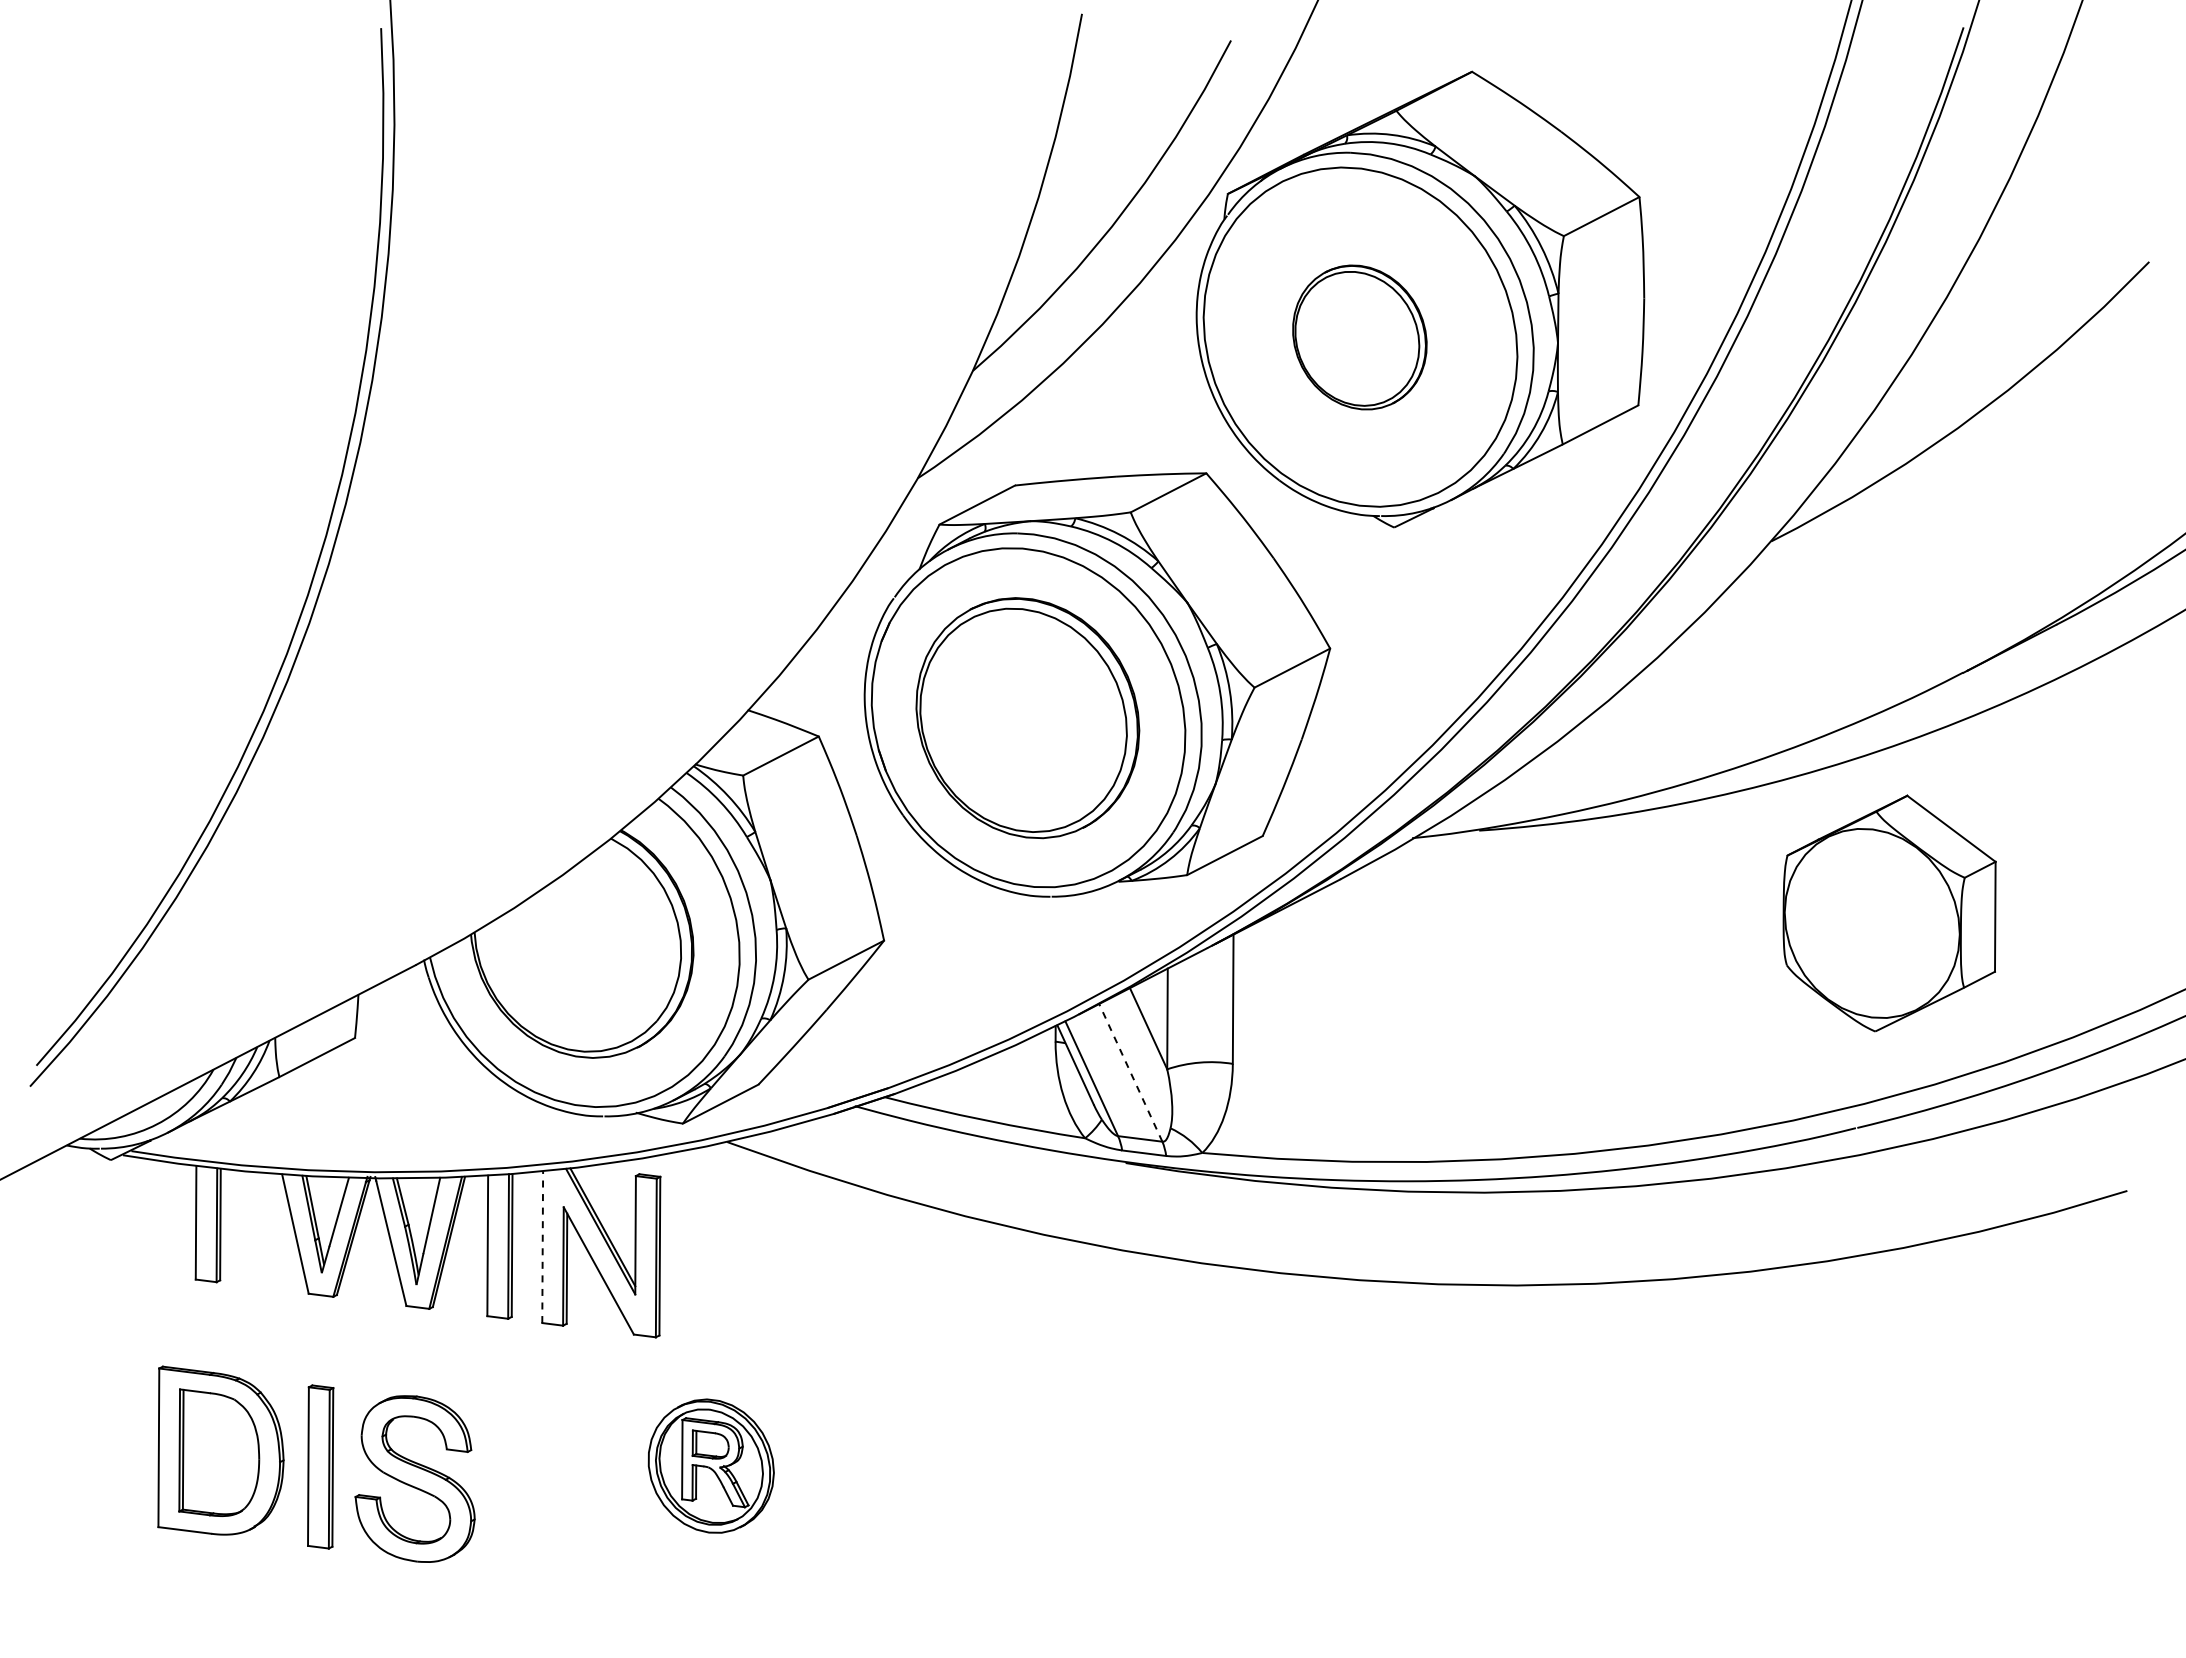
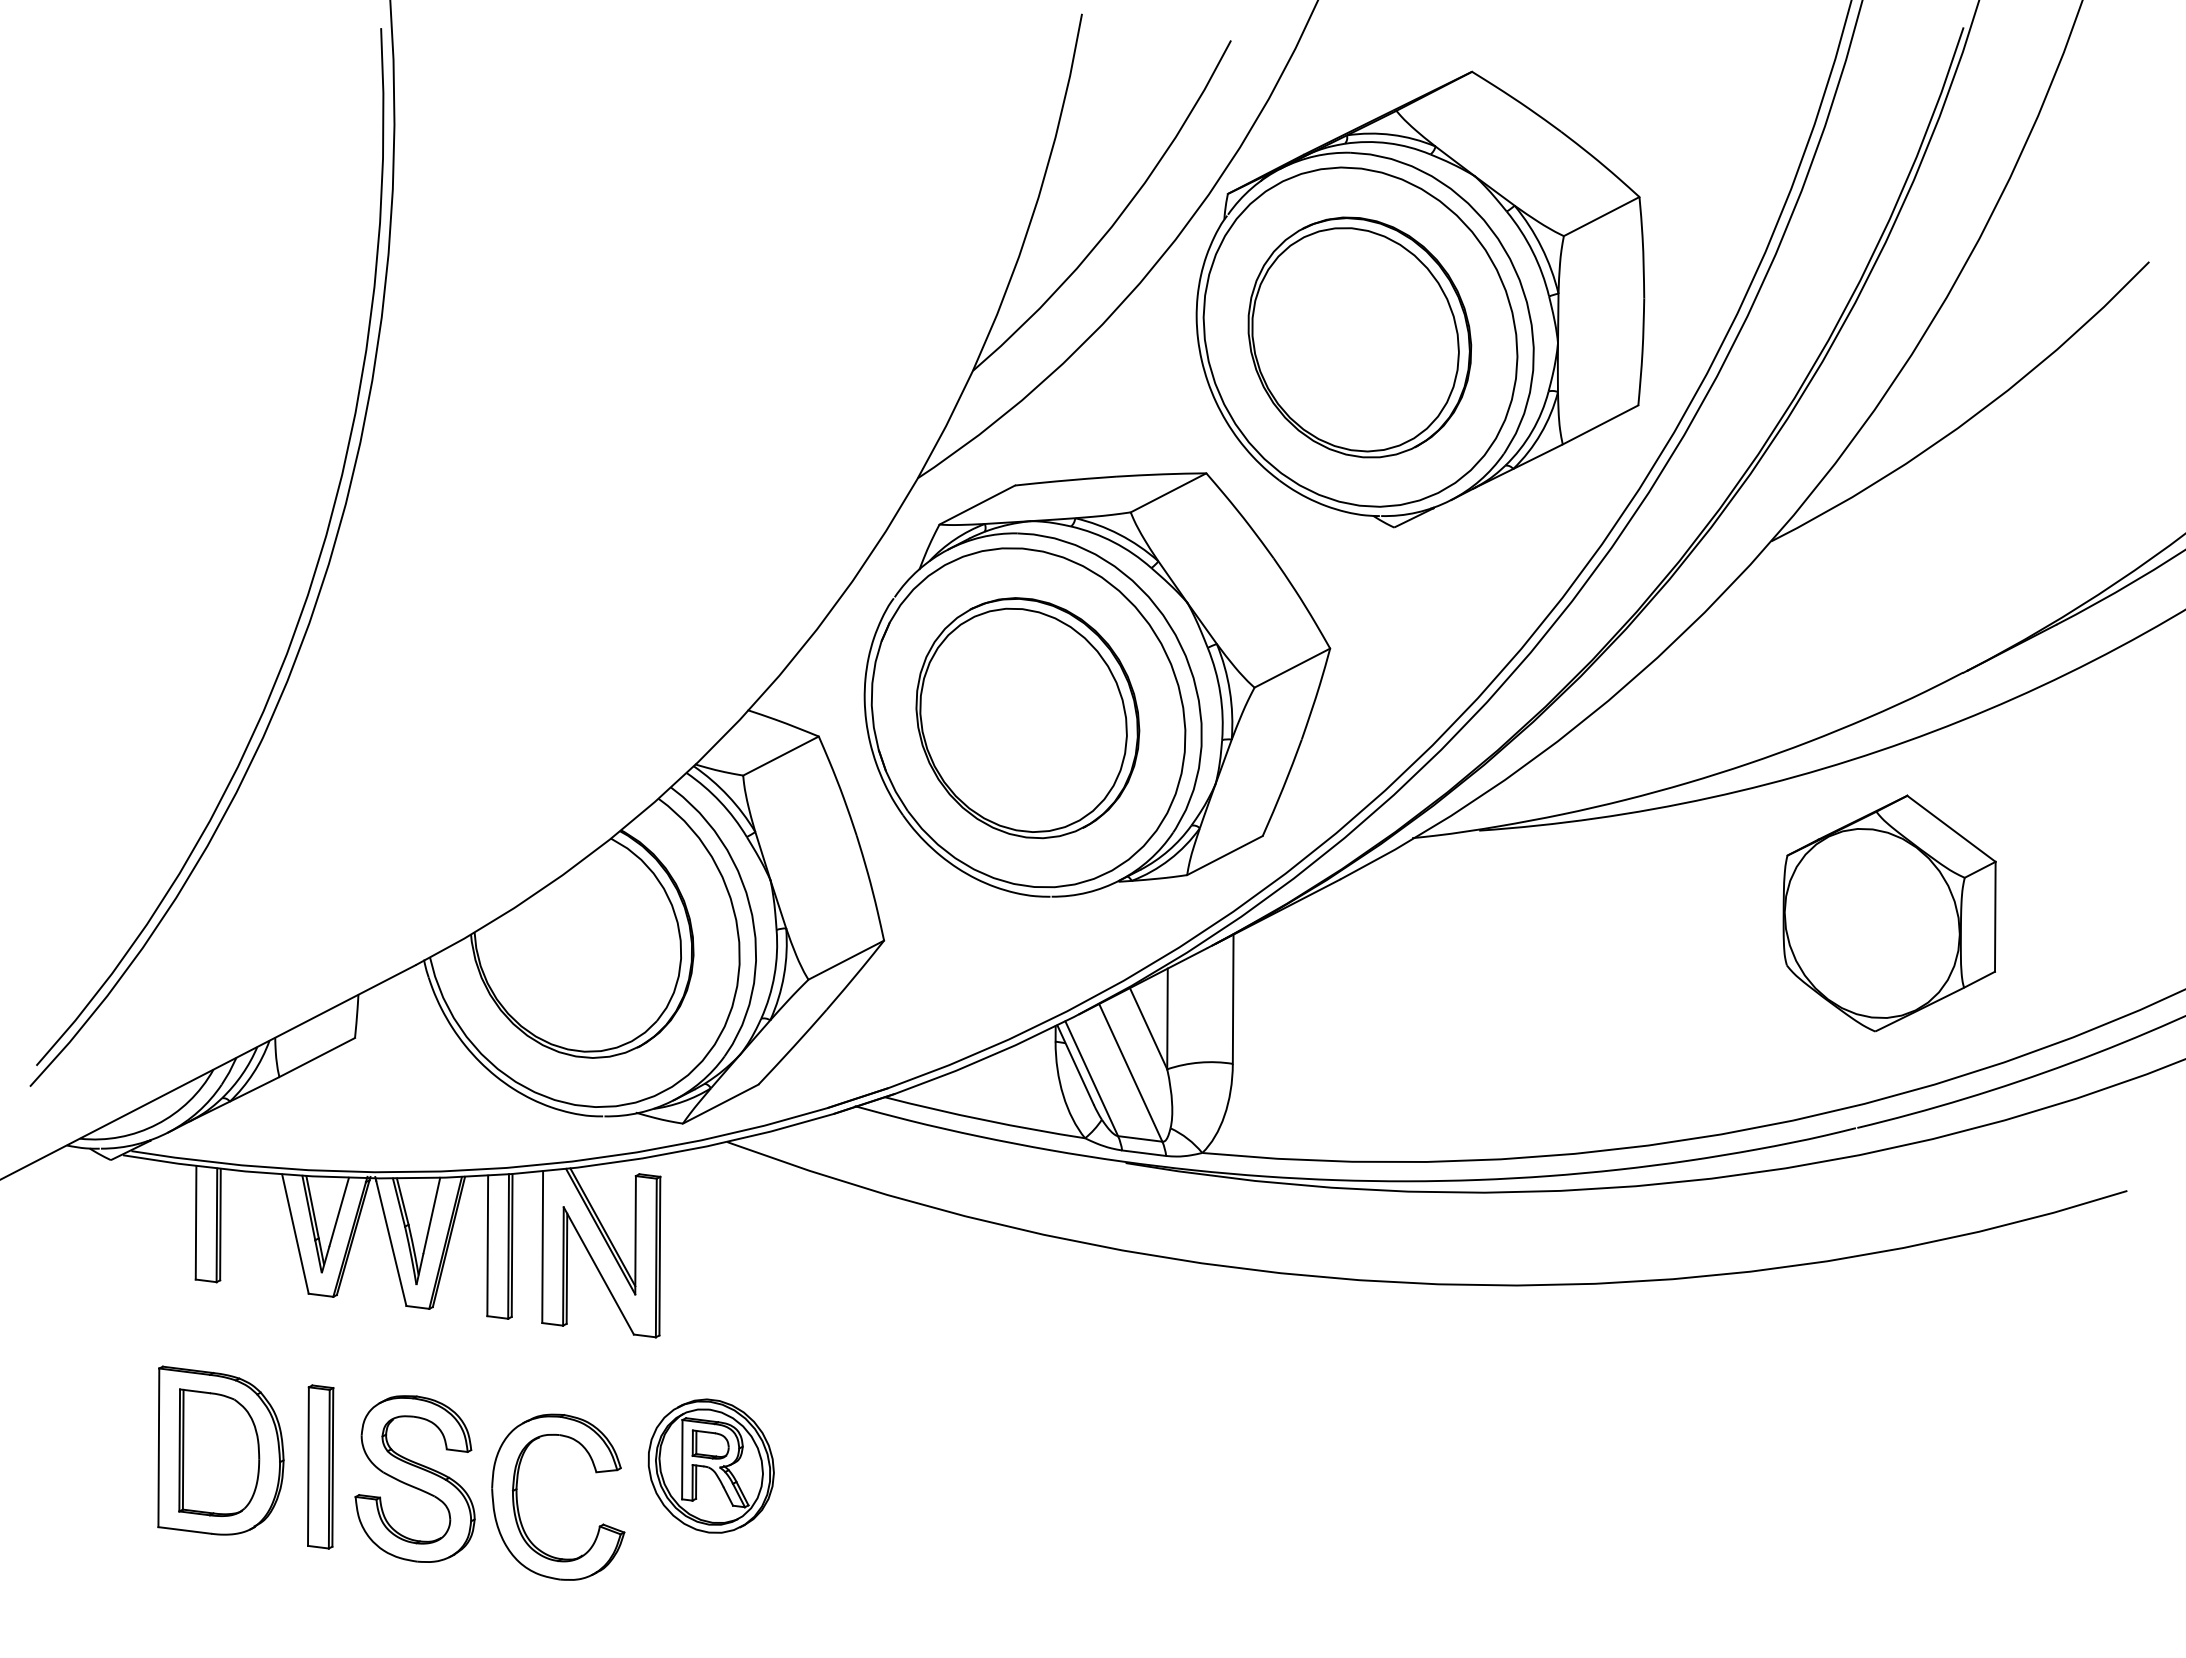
part size: 136x147 px -> 226x243 px (1359, 337)
line: dashed -> solid (1130, 1072)
line: dashed -> solid (542, 1247)
part: none -> present (518, 1503)
